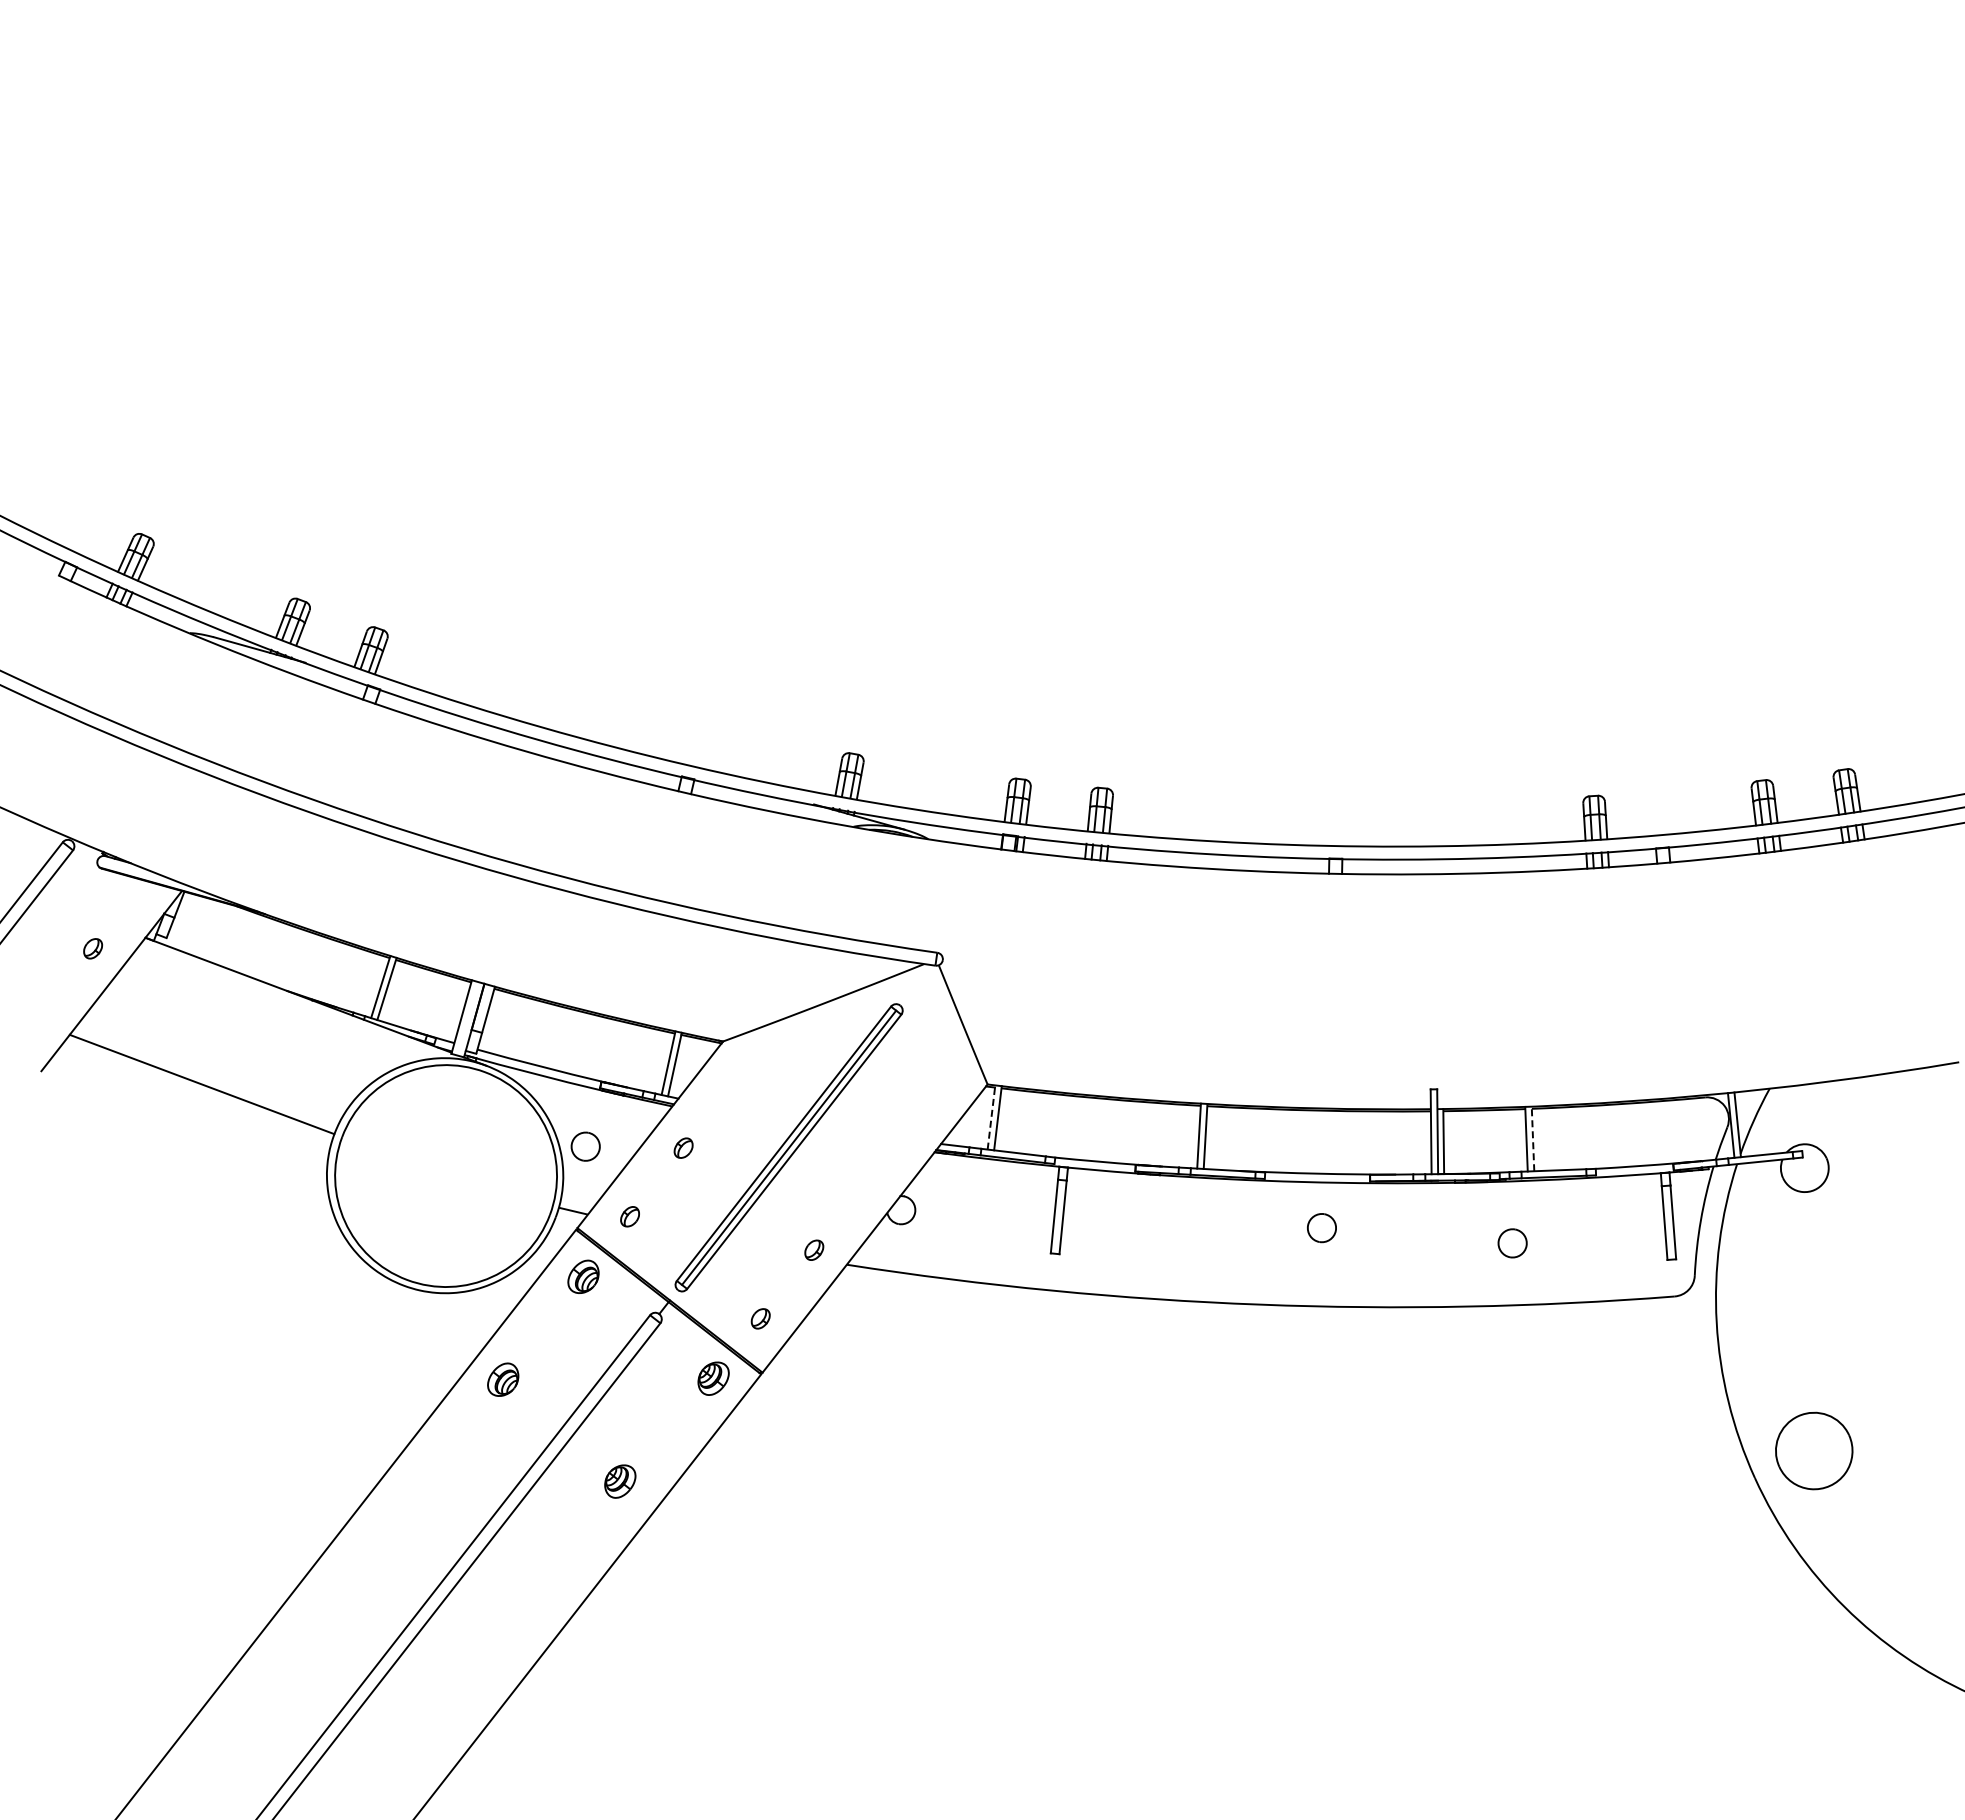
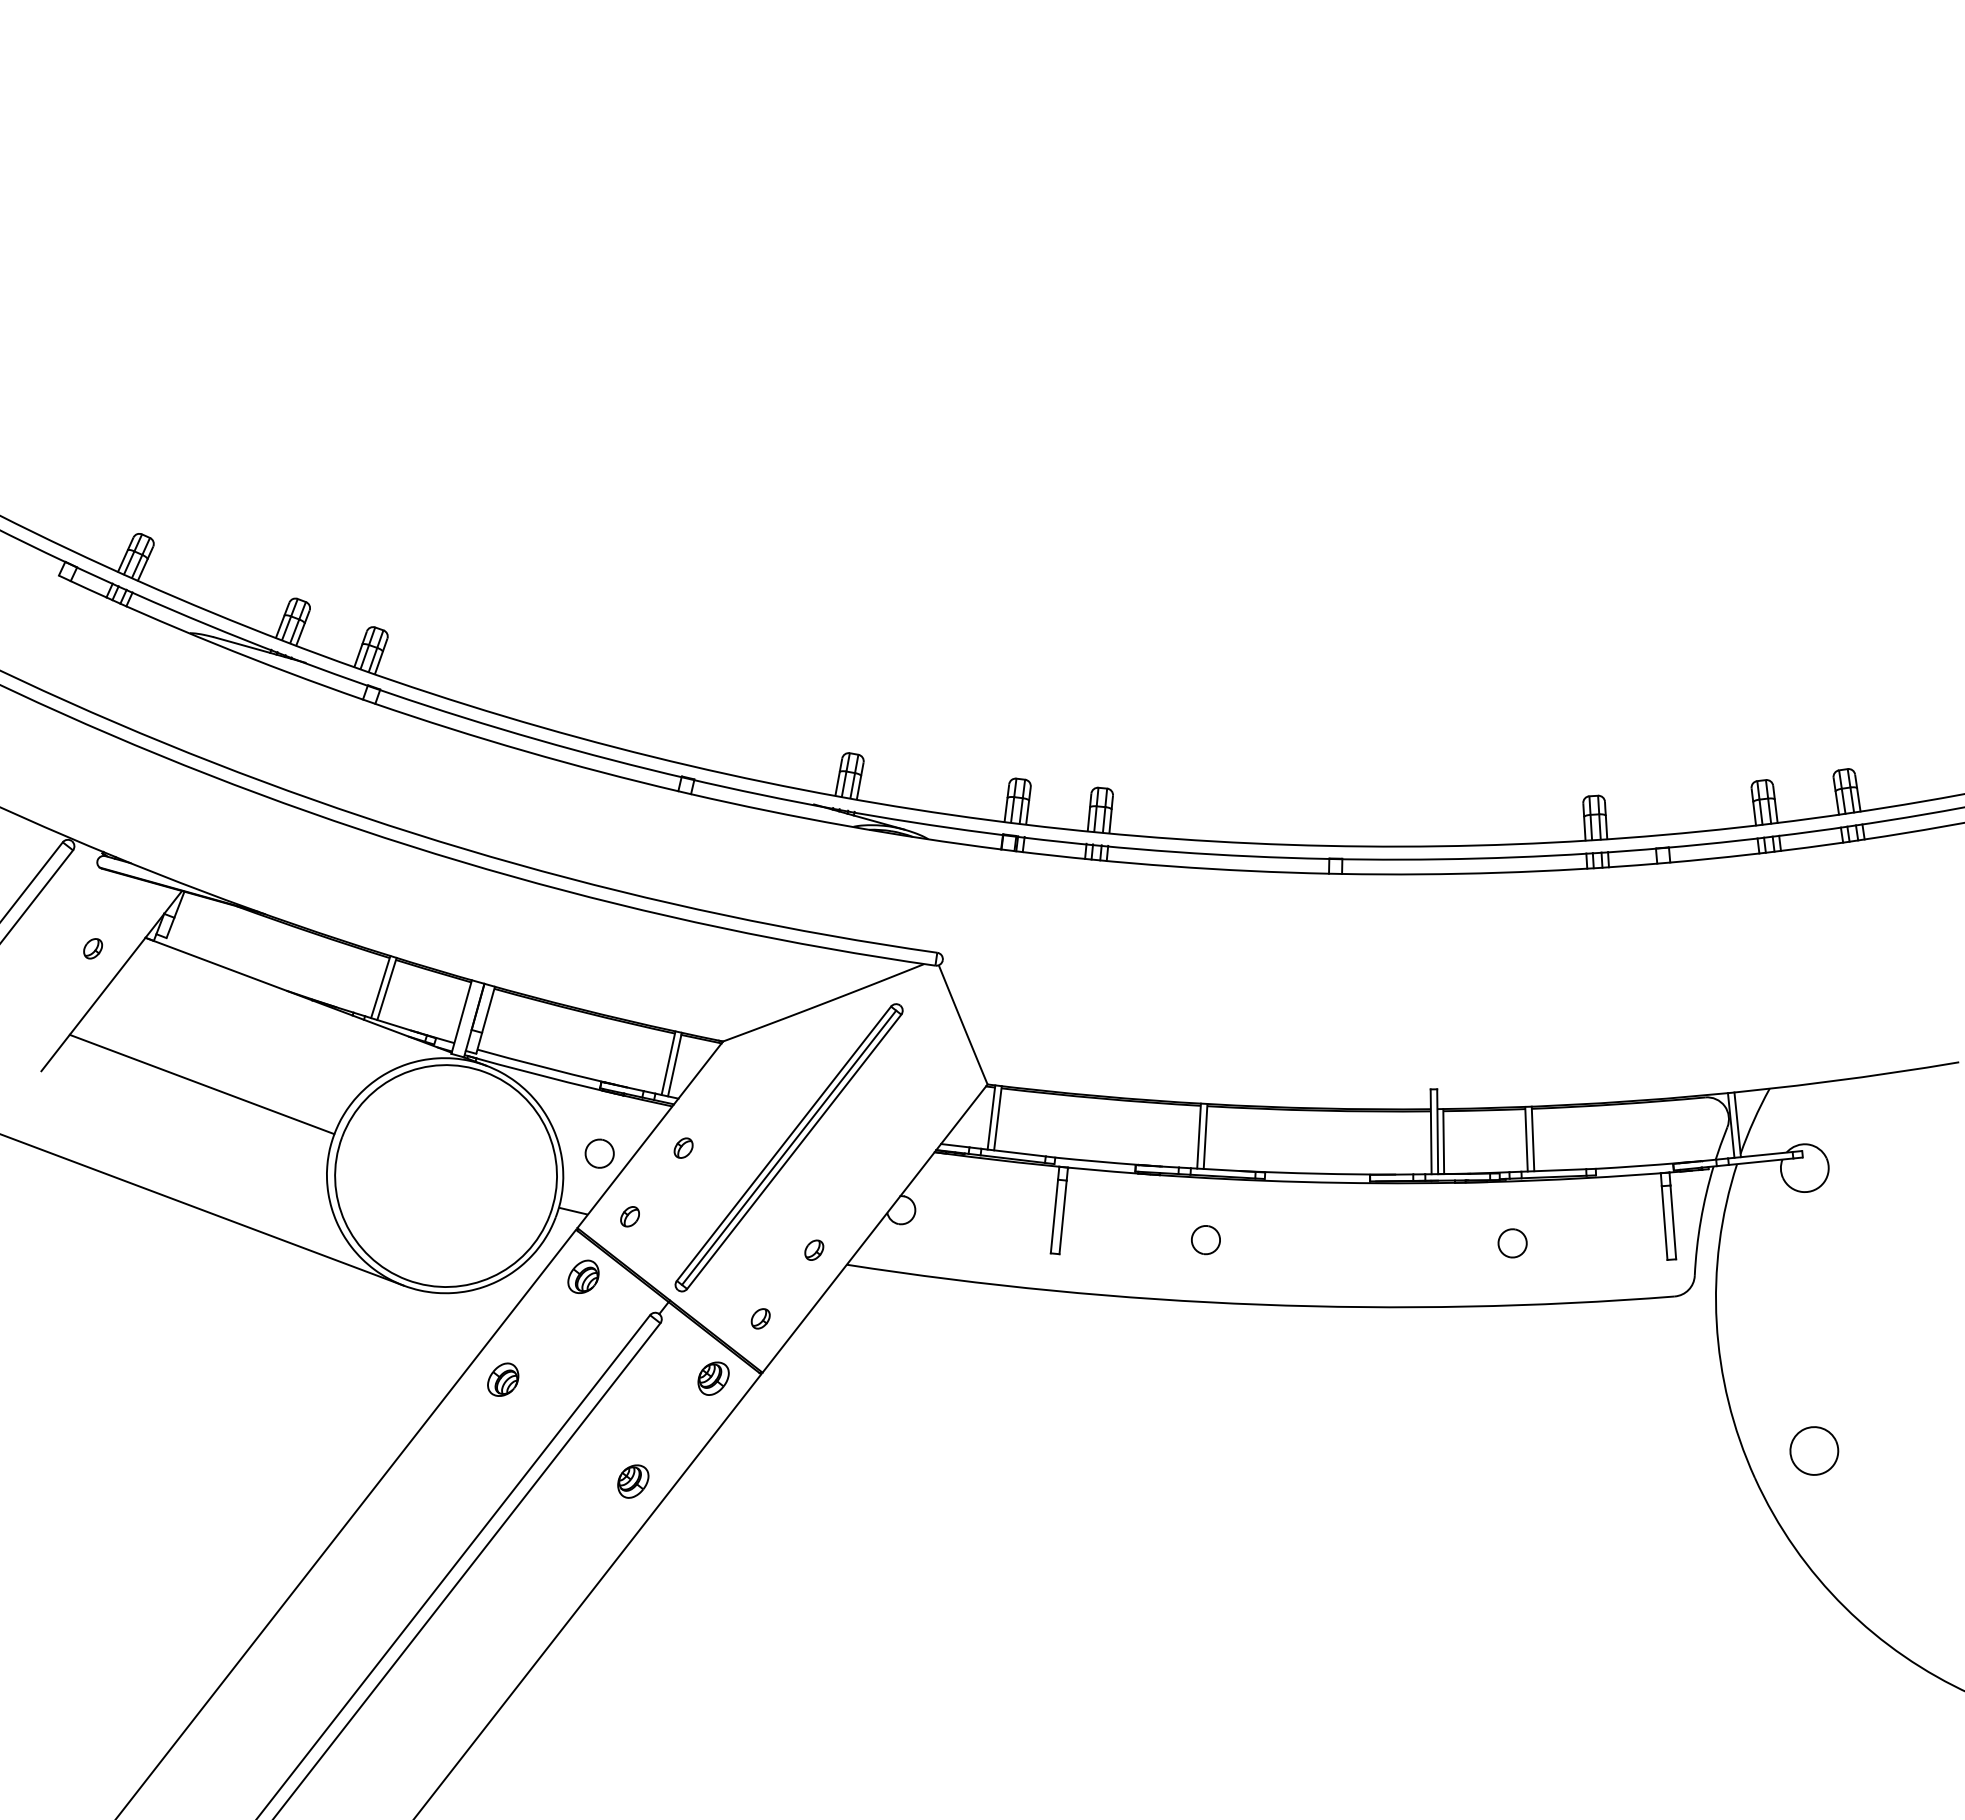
line: dashed -> solid (991, 1116)
line: dashed -> solid (1533, 1138)
part position: (585, 1146) -> (599, 1153) (599, 1153)
line: none -> present (202, 1210)
part position: (1321, 1228) -> (1205, 1240) (1205, 1240)
part size: 79x80 px -> 51x50 px (1814, 1450)
part position: (620, 1481) -> (633, 1481) (633, 1481)
